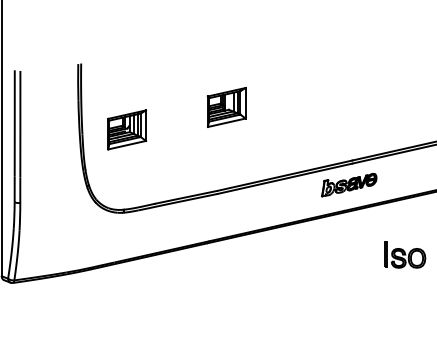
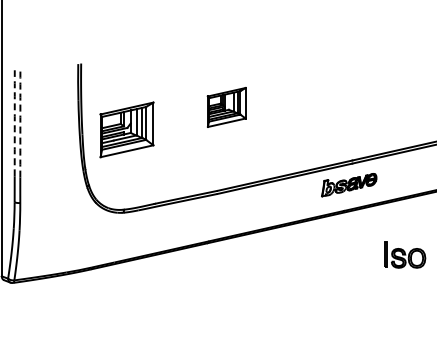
arc: solid -> dashed (14, 123)
arc: solid -> dashed (20, 124)
part size: 41x42 px -> 56x58 px (126, 129)
